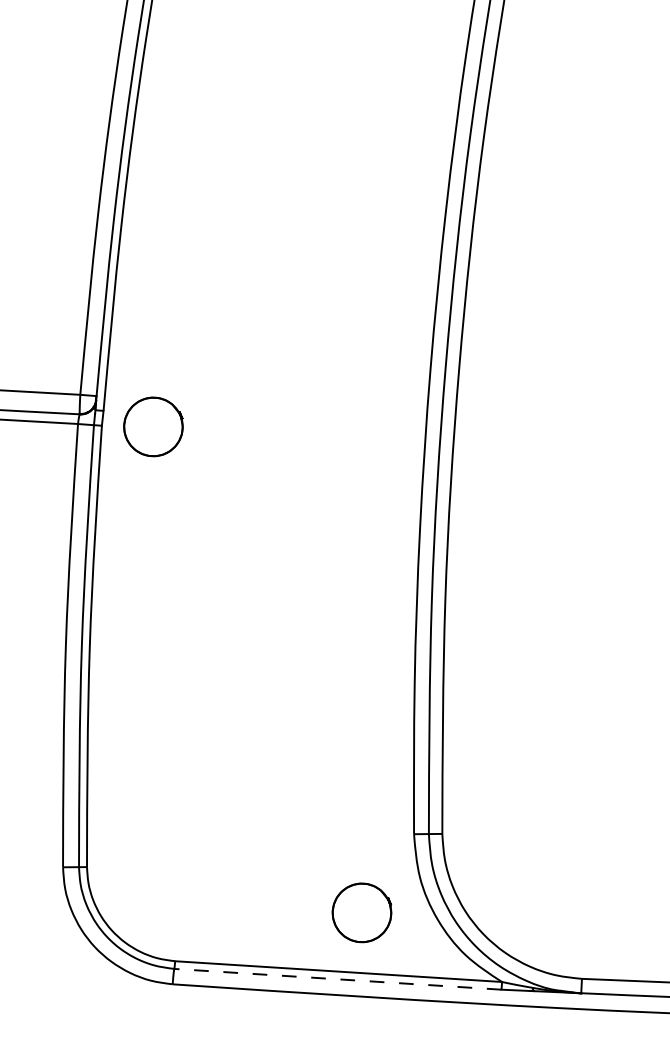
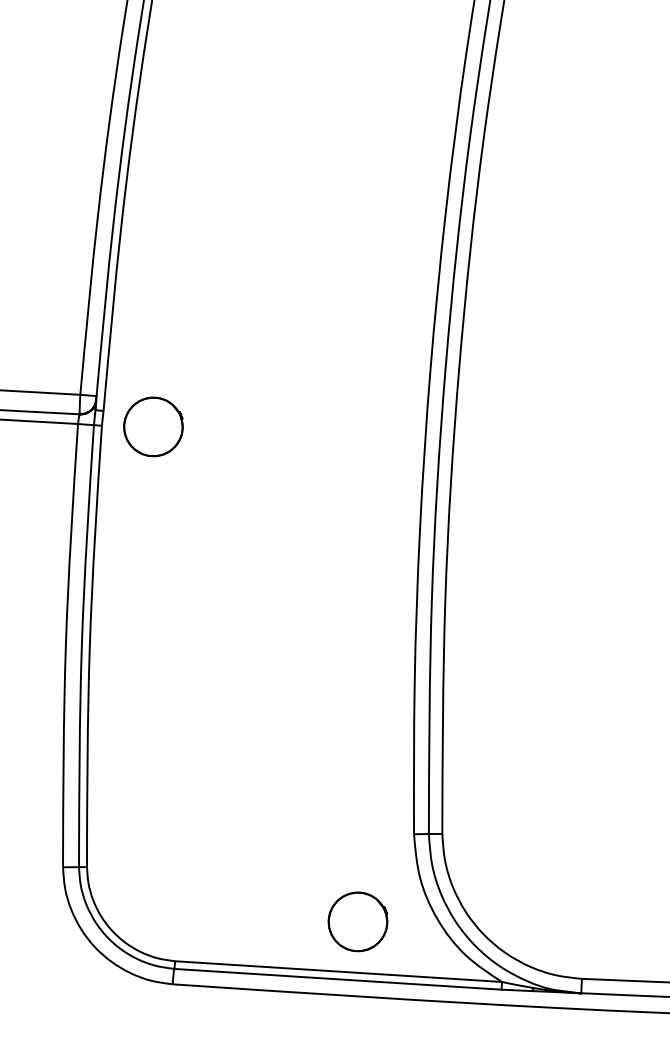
part position: (361, 912) -> (357, 921) (357, 921)
line: dashed -> solid (337, 979)
